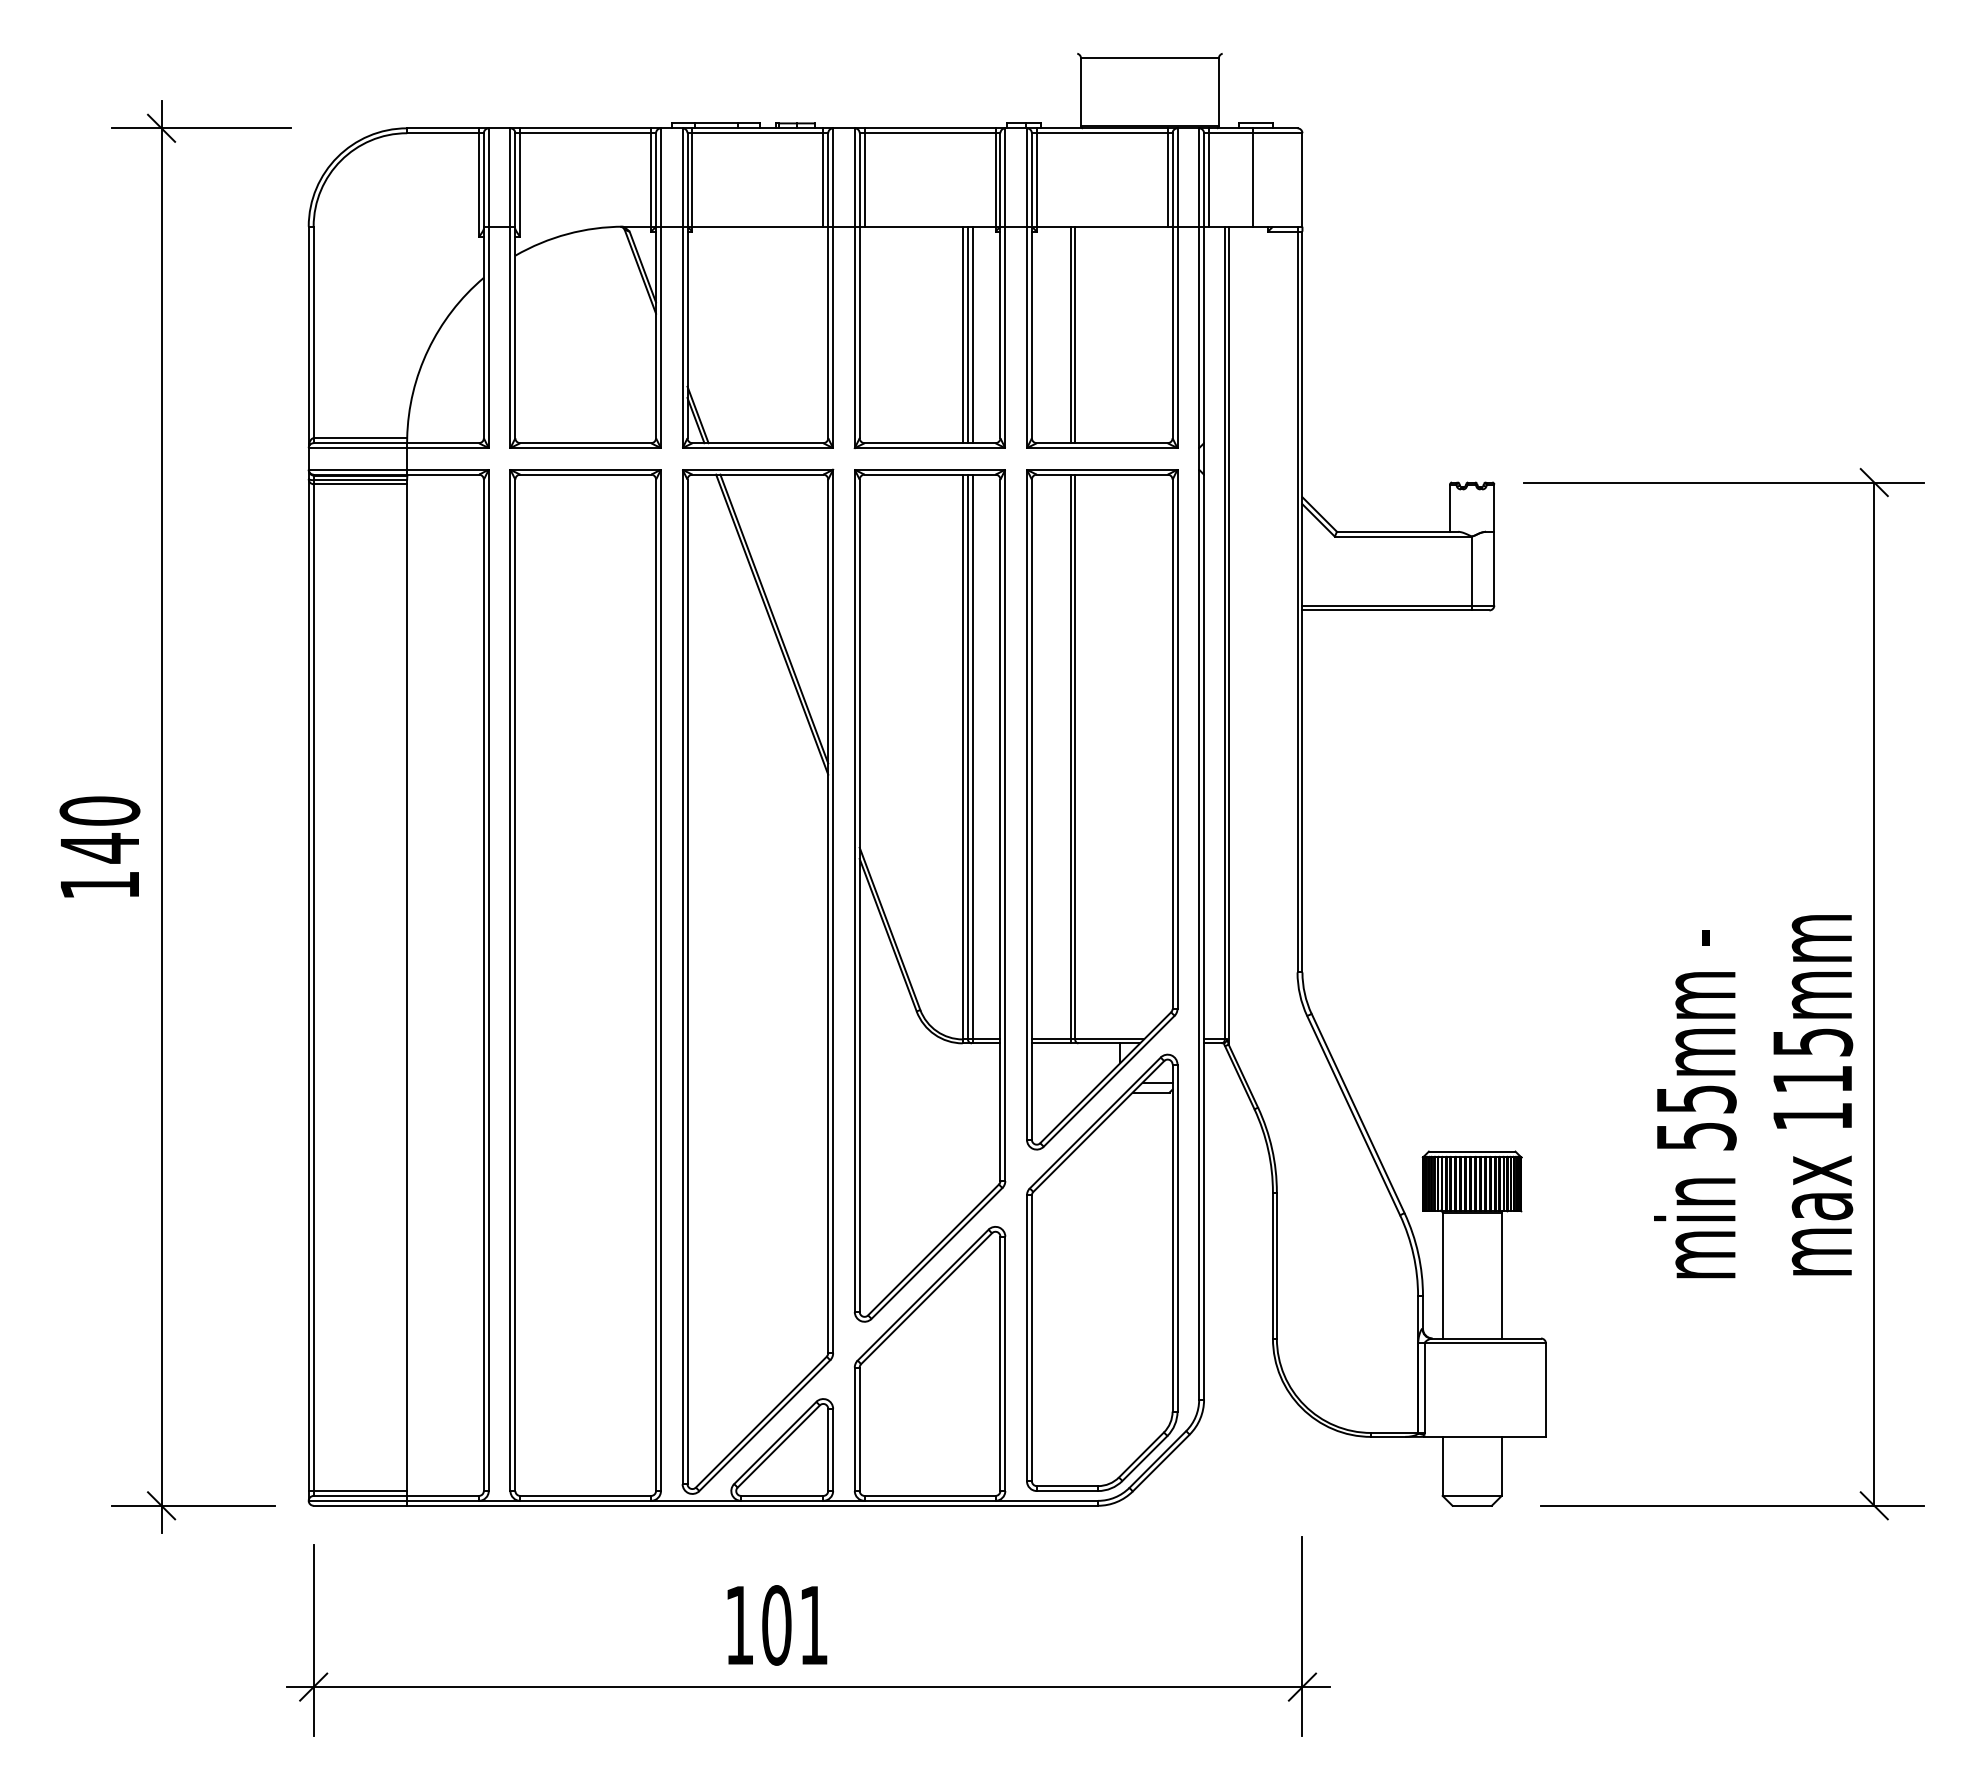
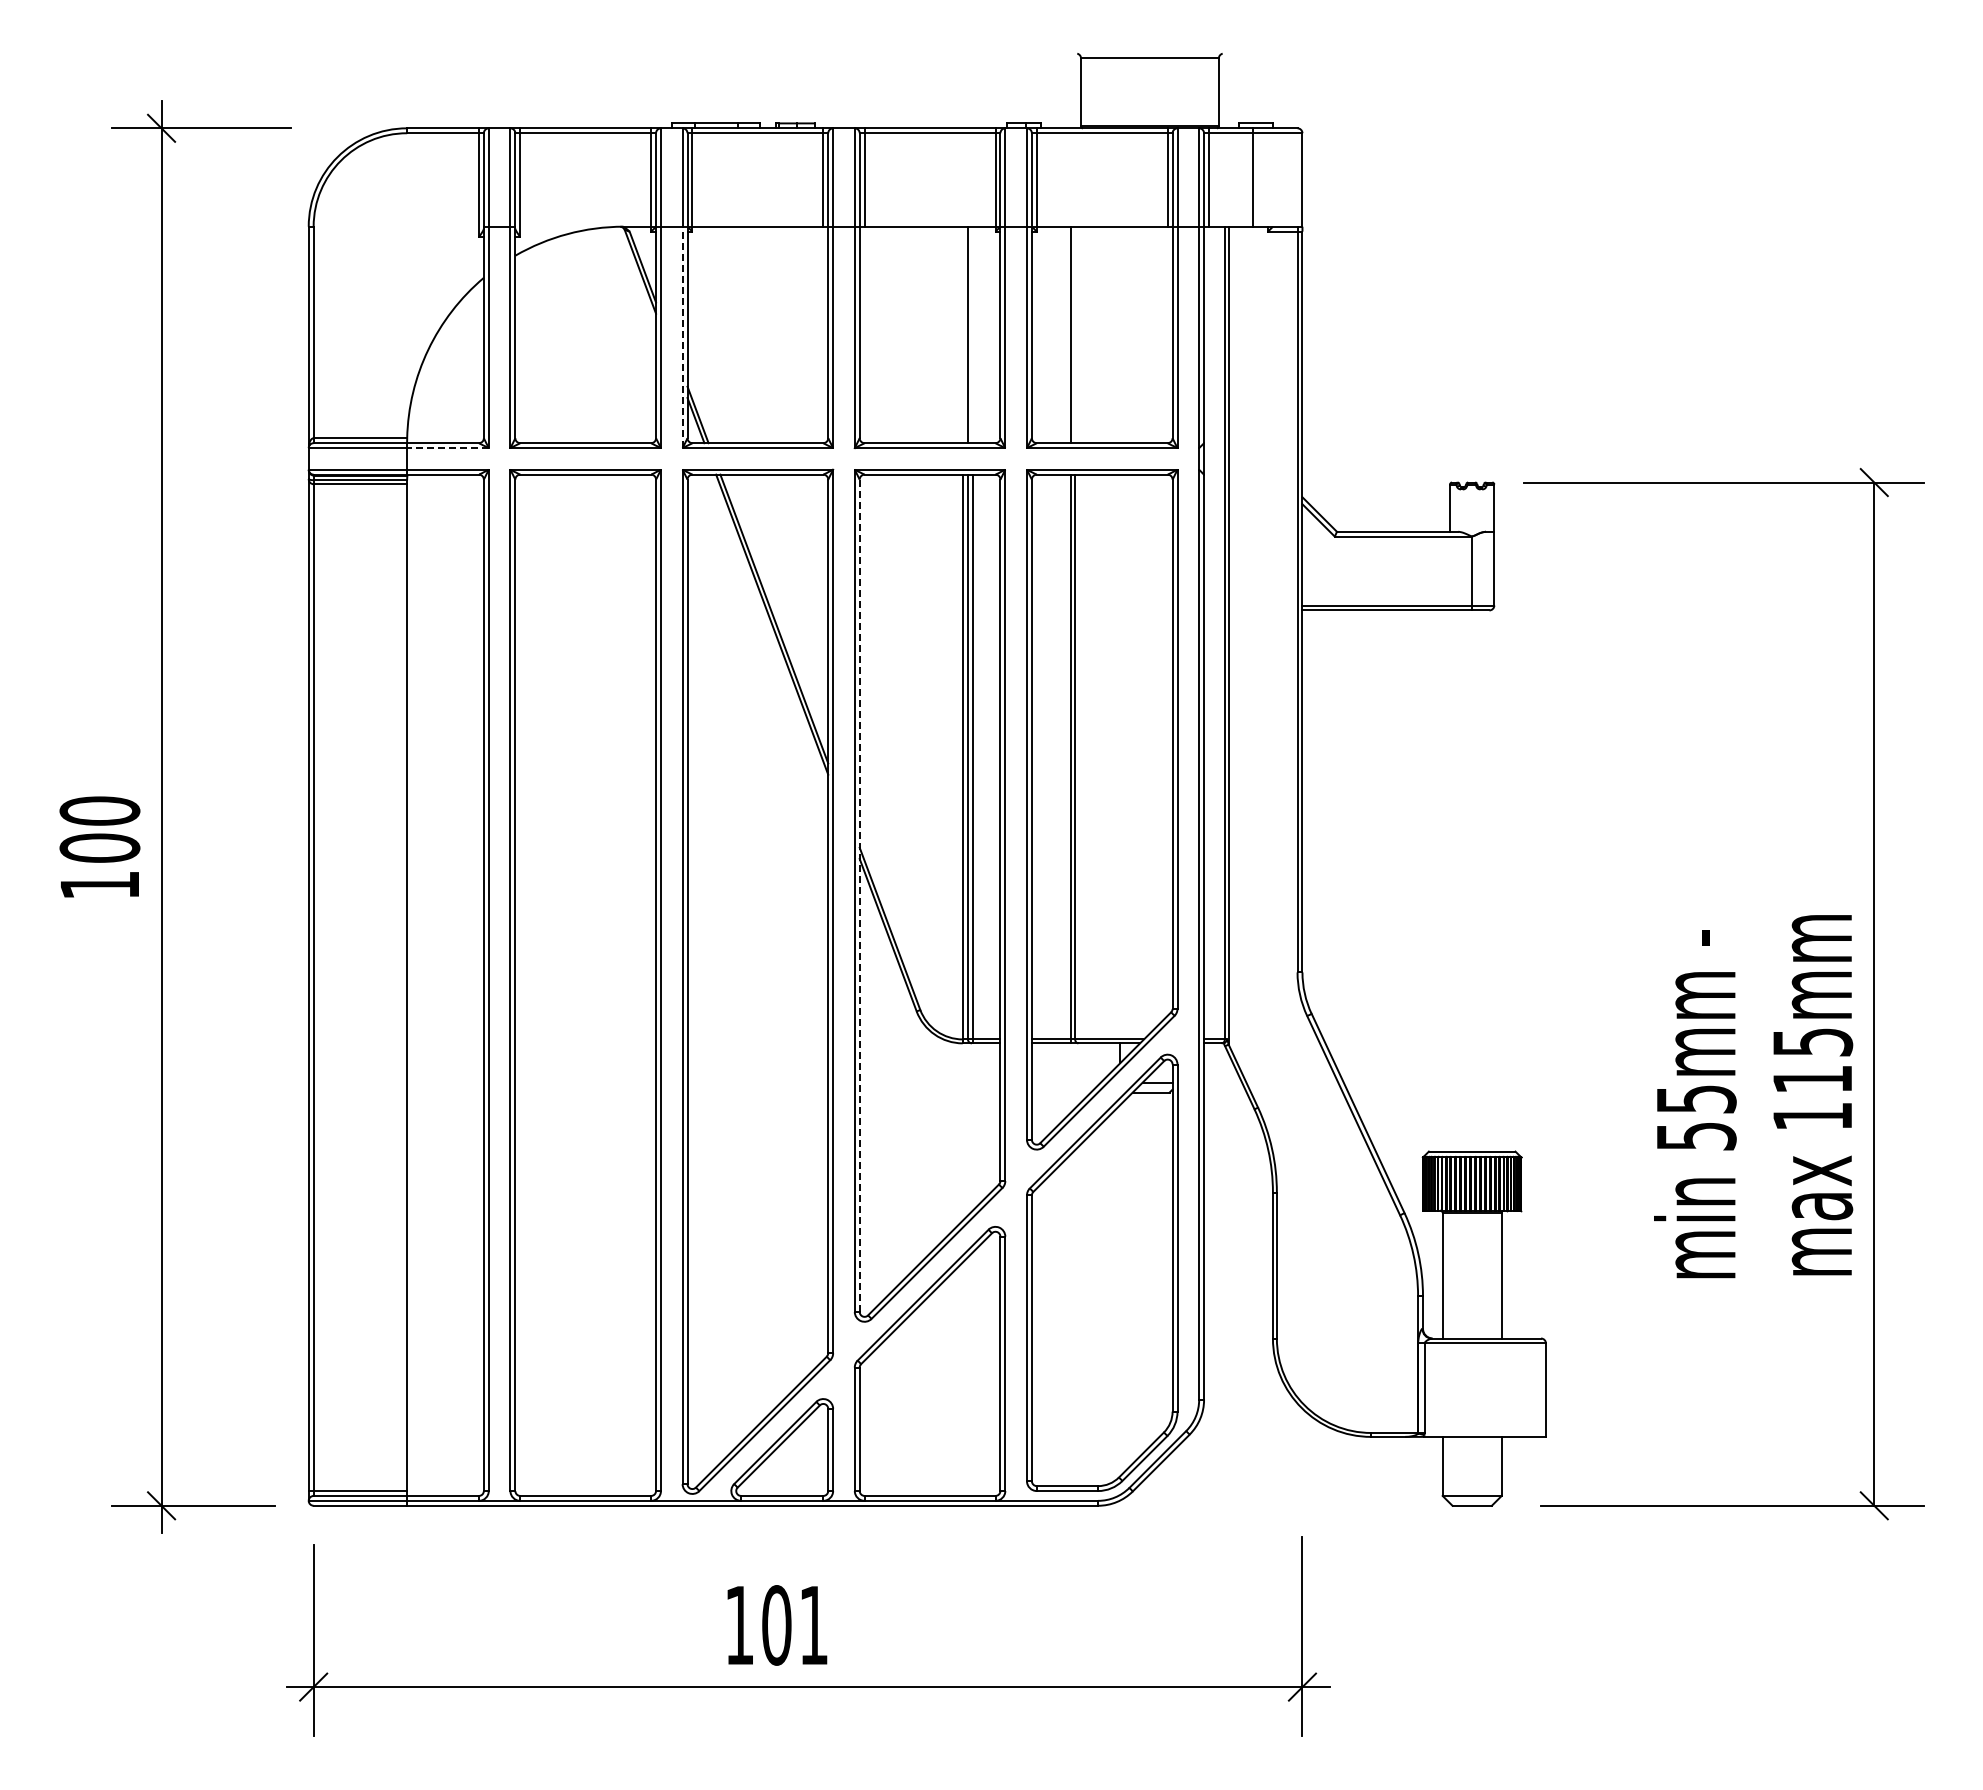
line: present -> none (963, 334)
line: present -> none (972, 334)
line: present -> none (1075, 334)
line: solid -> dashed (682, 337)
line: solid -> dashed (447, 448)
text: 140 -> 100 (99, 848)
line: solid -> dashed (859, 896)
